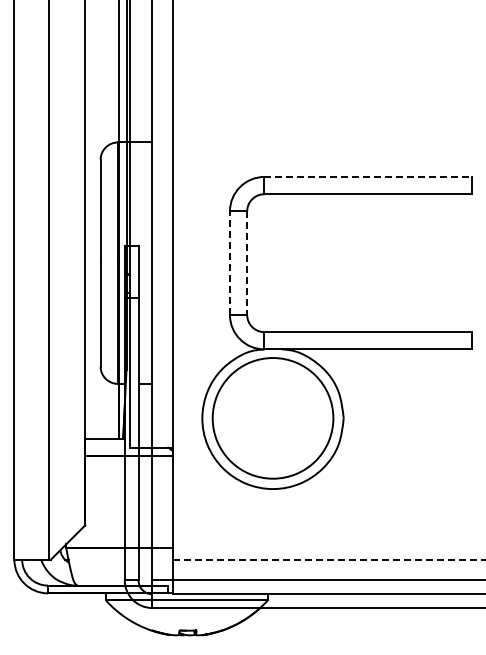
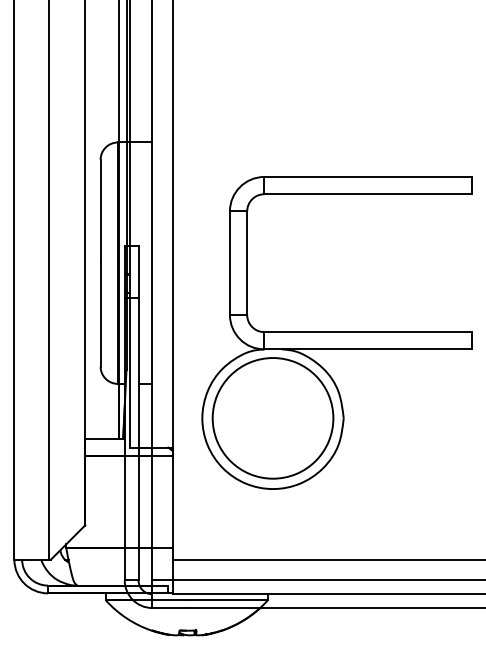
line: dashed -> solid (368, 176)
line: dashed -> solid (229, 263)
line: dashed -> solid (247, 263)
line: dashed -> solid (329, 559)
